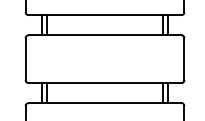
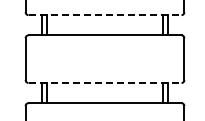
line: solid -> dashed (105, 15)
line: solid -> dashed (105, 83)
